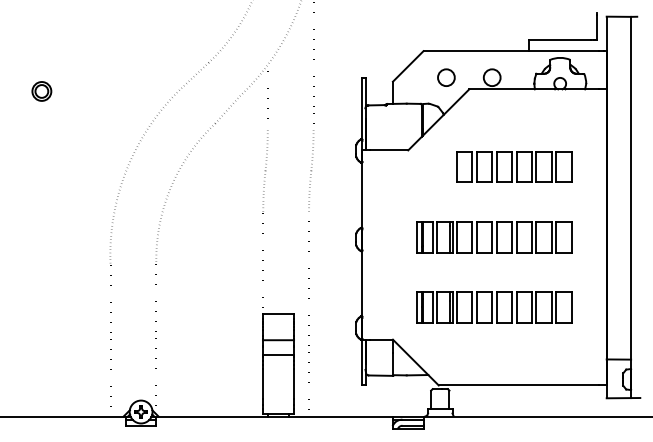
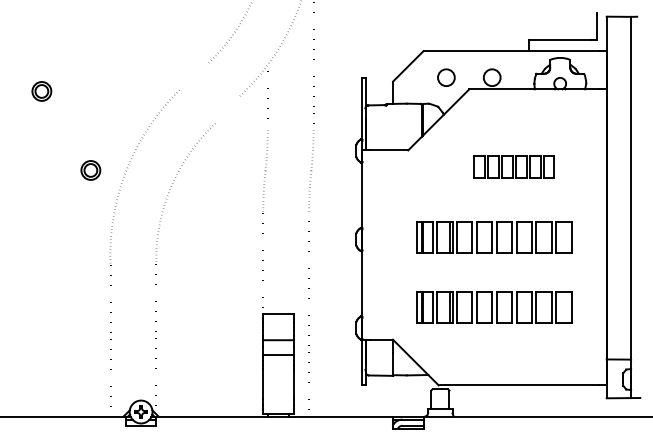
line: present -> none (193, 76)
line: present -> none (227, 109)
part size: 117x32 px -> 82x24 px (513, 166)
part: none -> present (90, 170)
